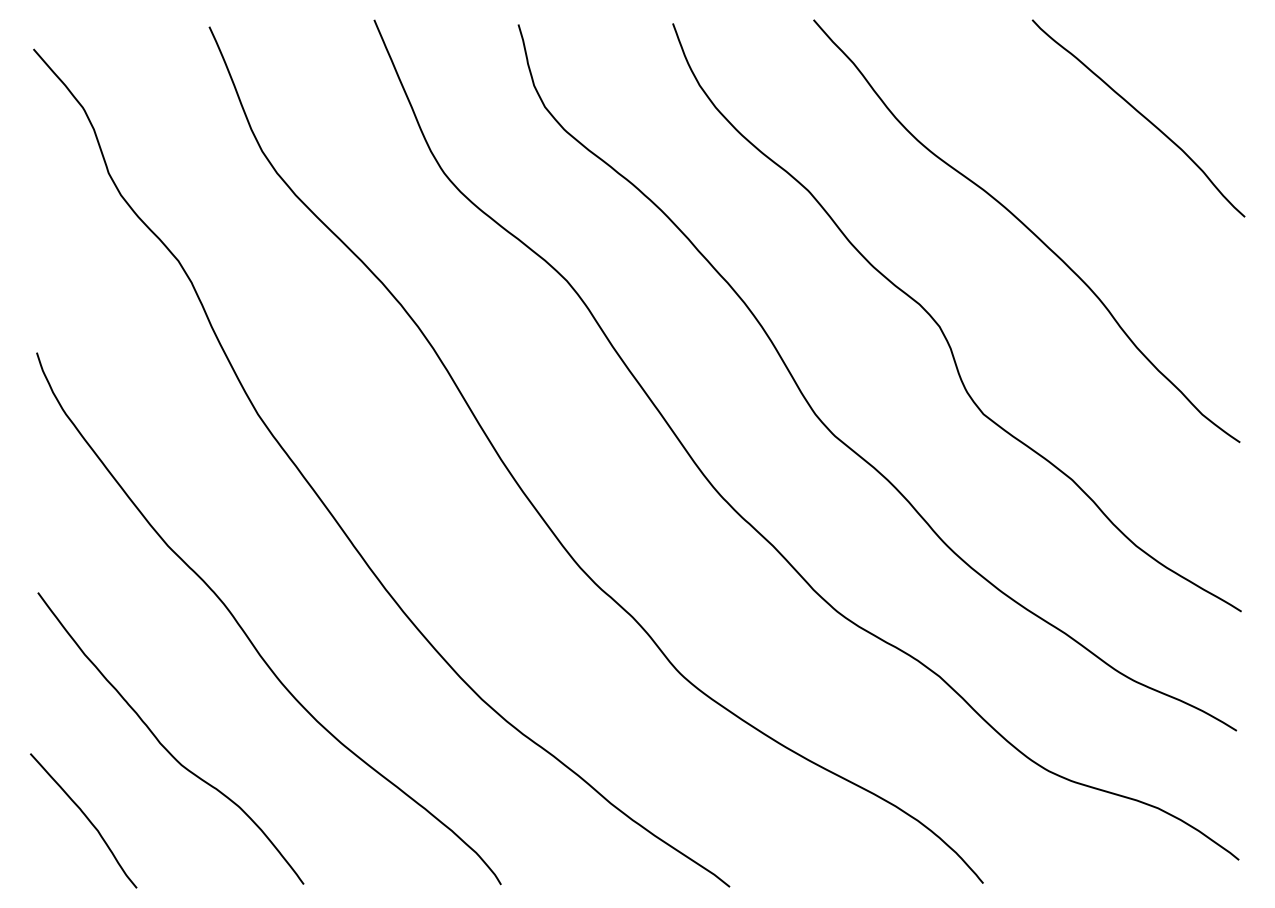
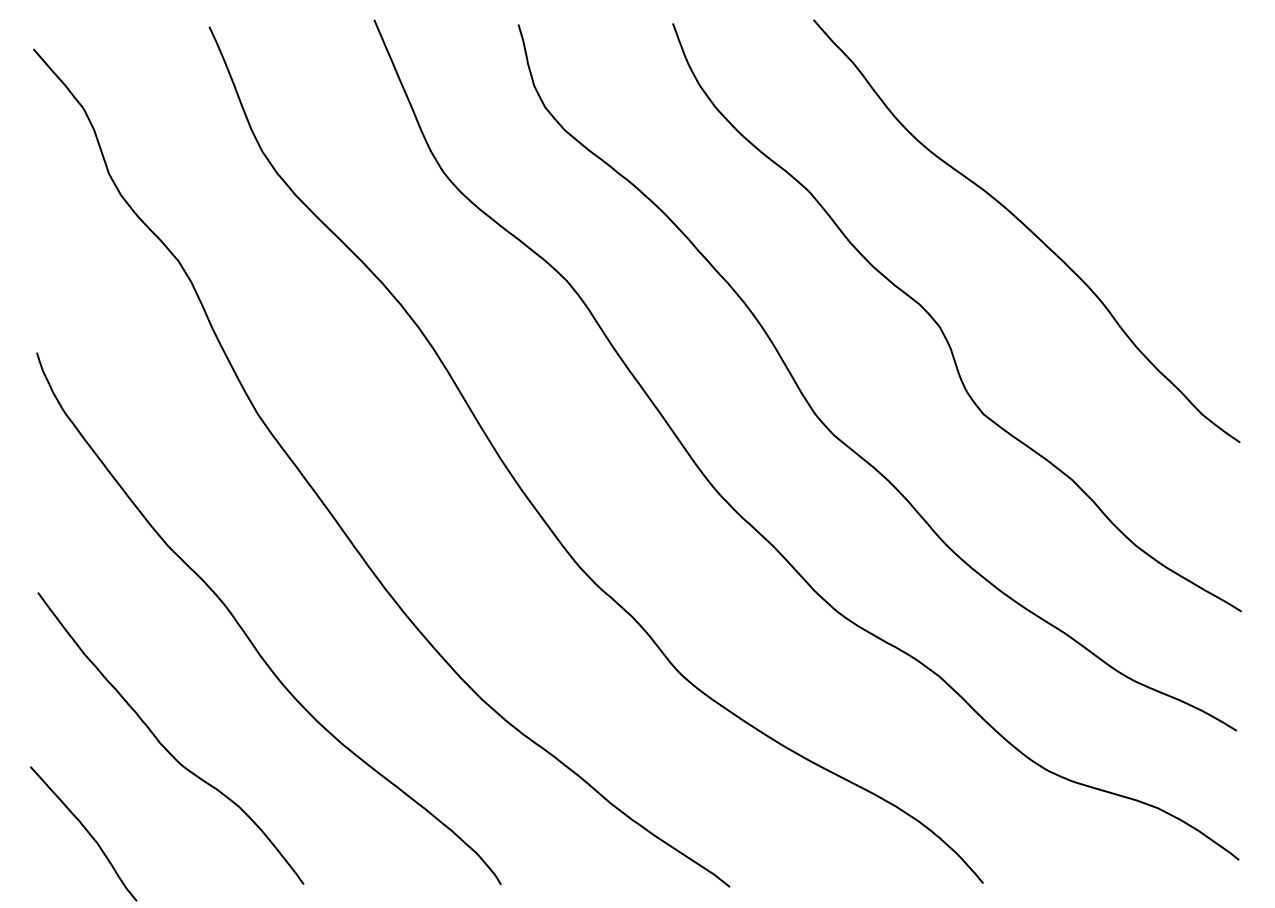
curve: present -> none (1139, 114)
curve position: (85, 817) -> (85, 830) (85, 830)
